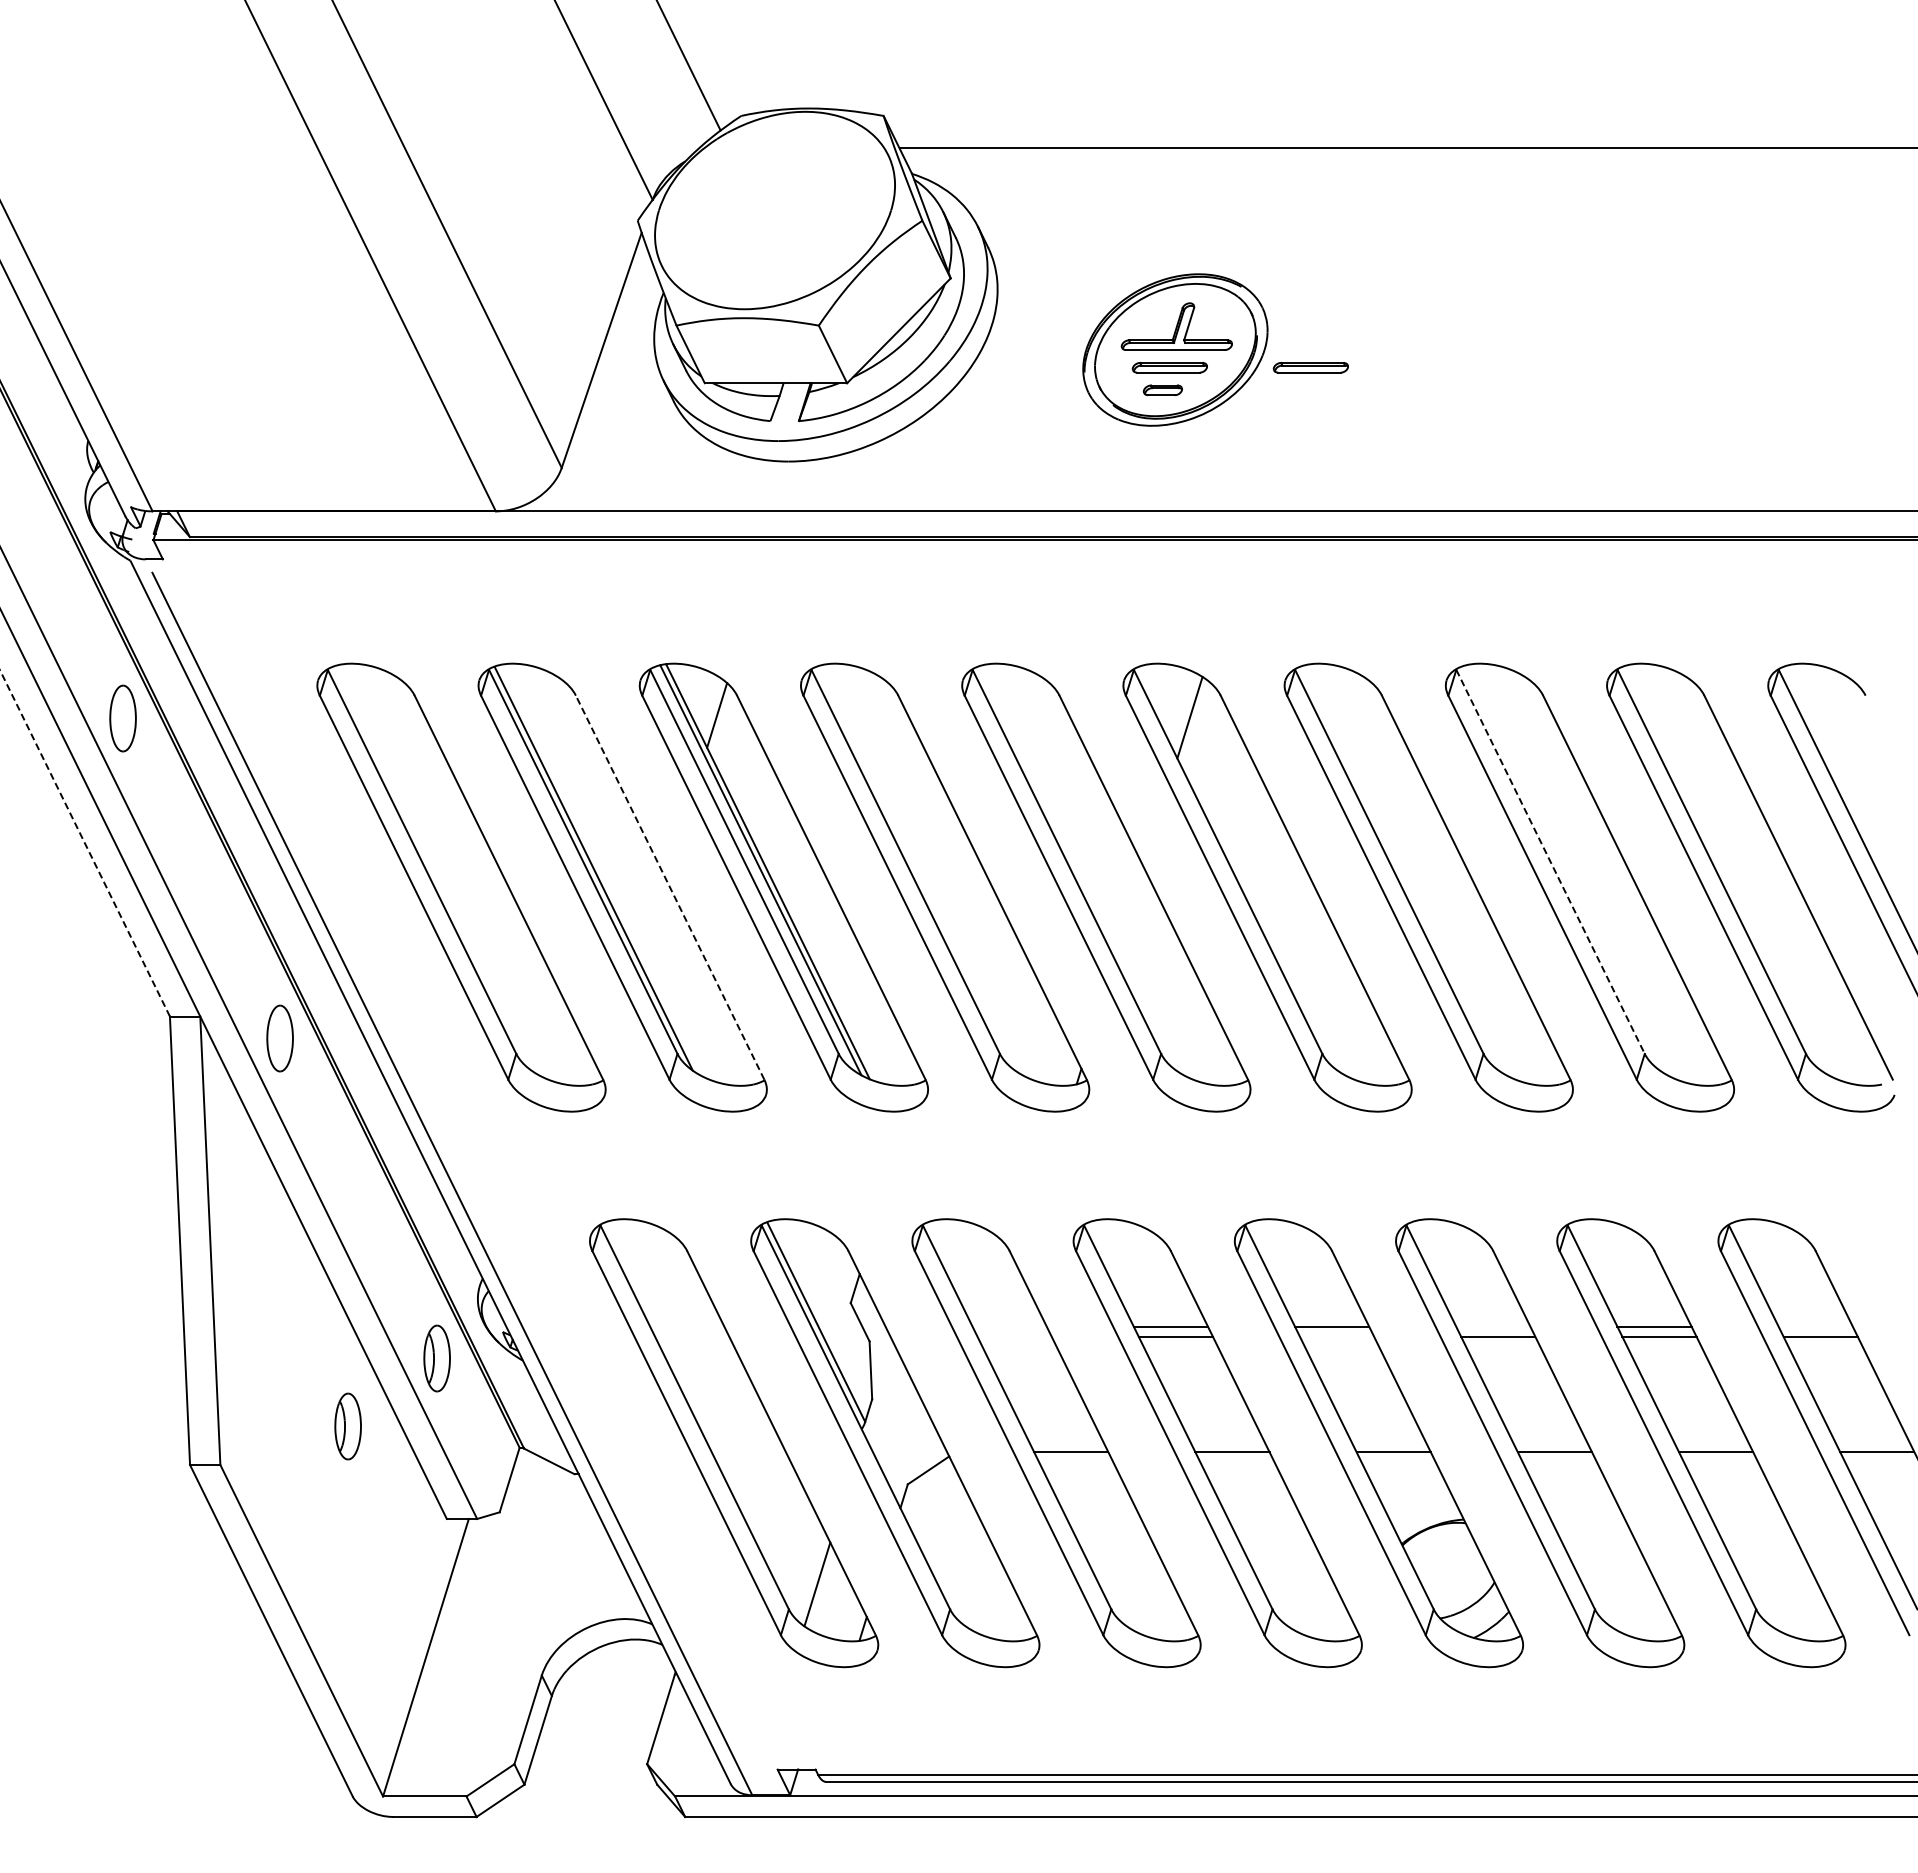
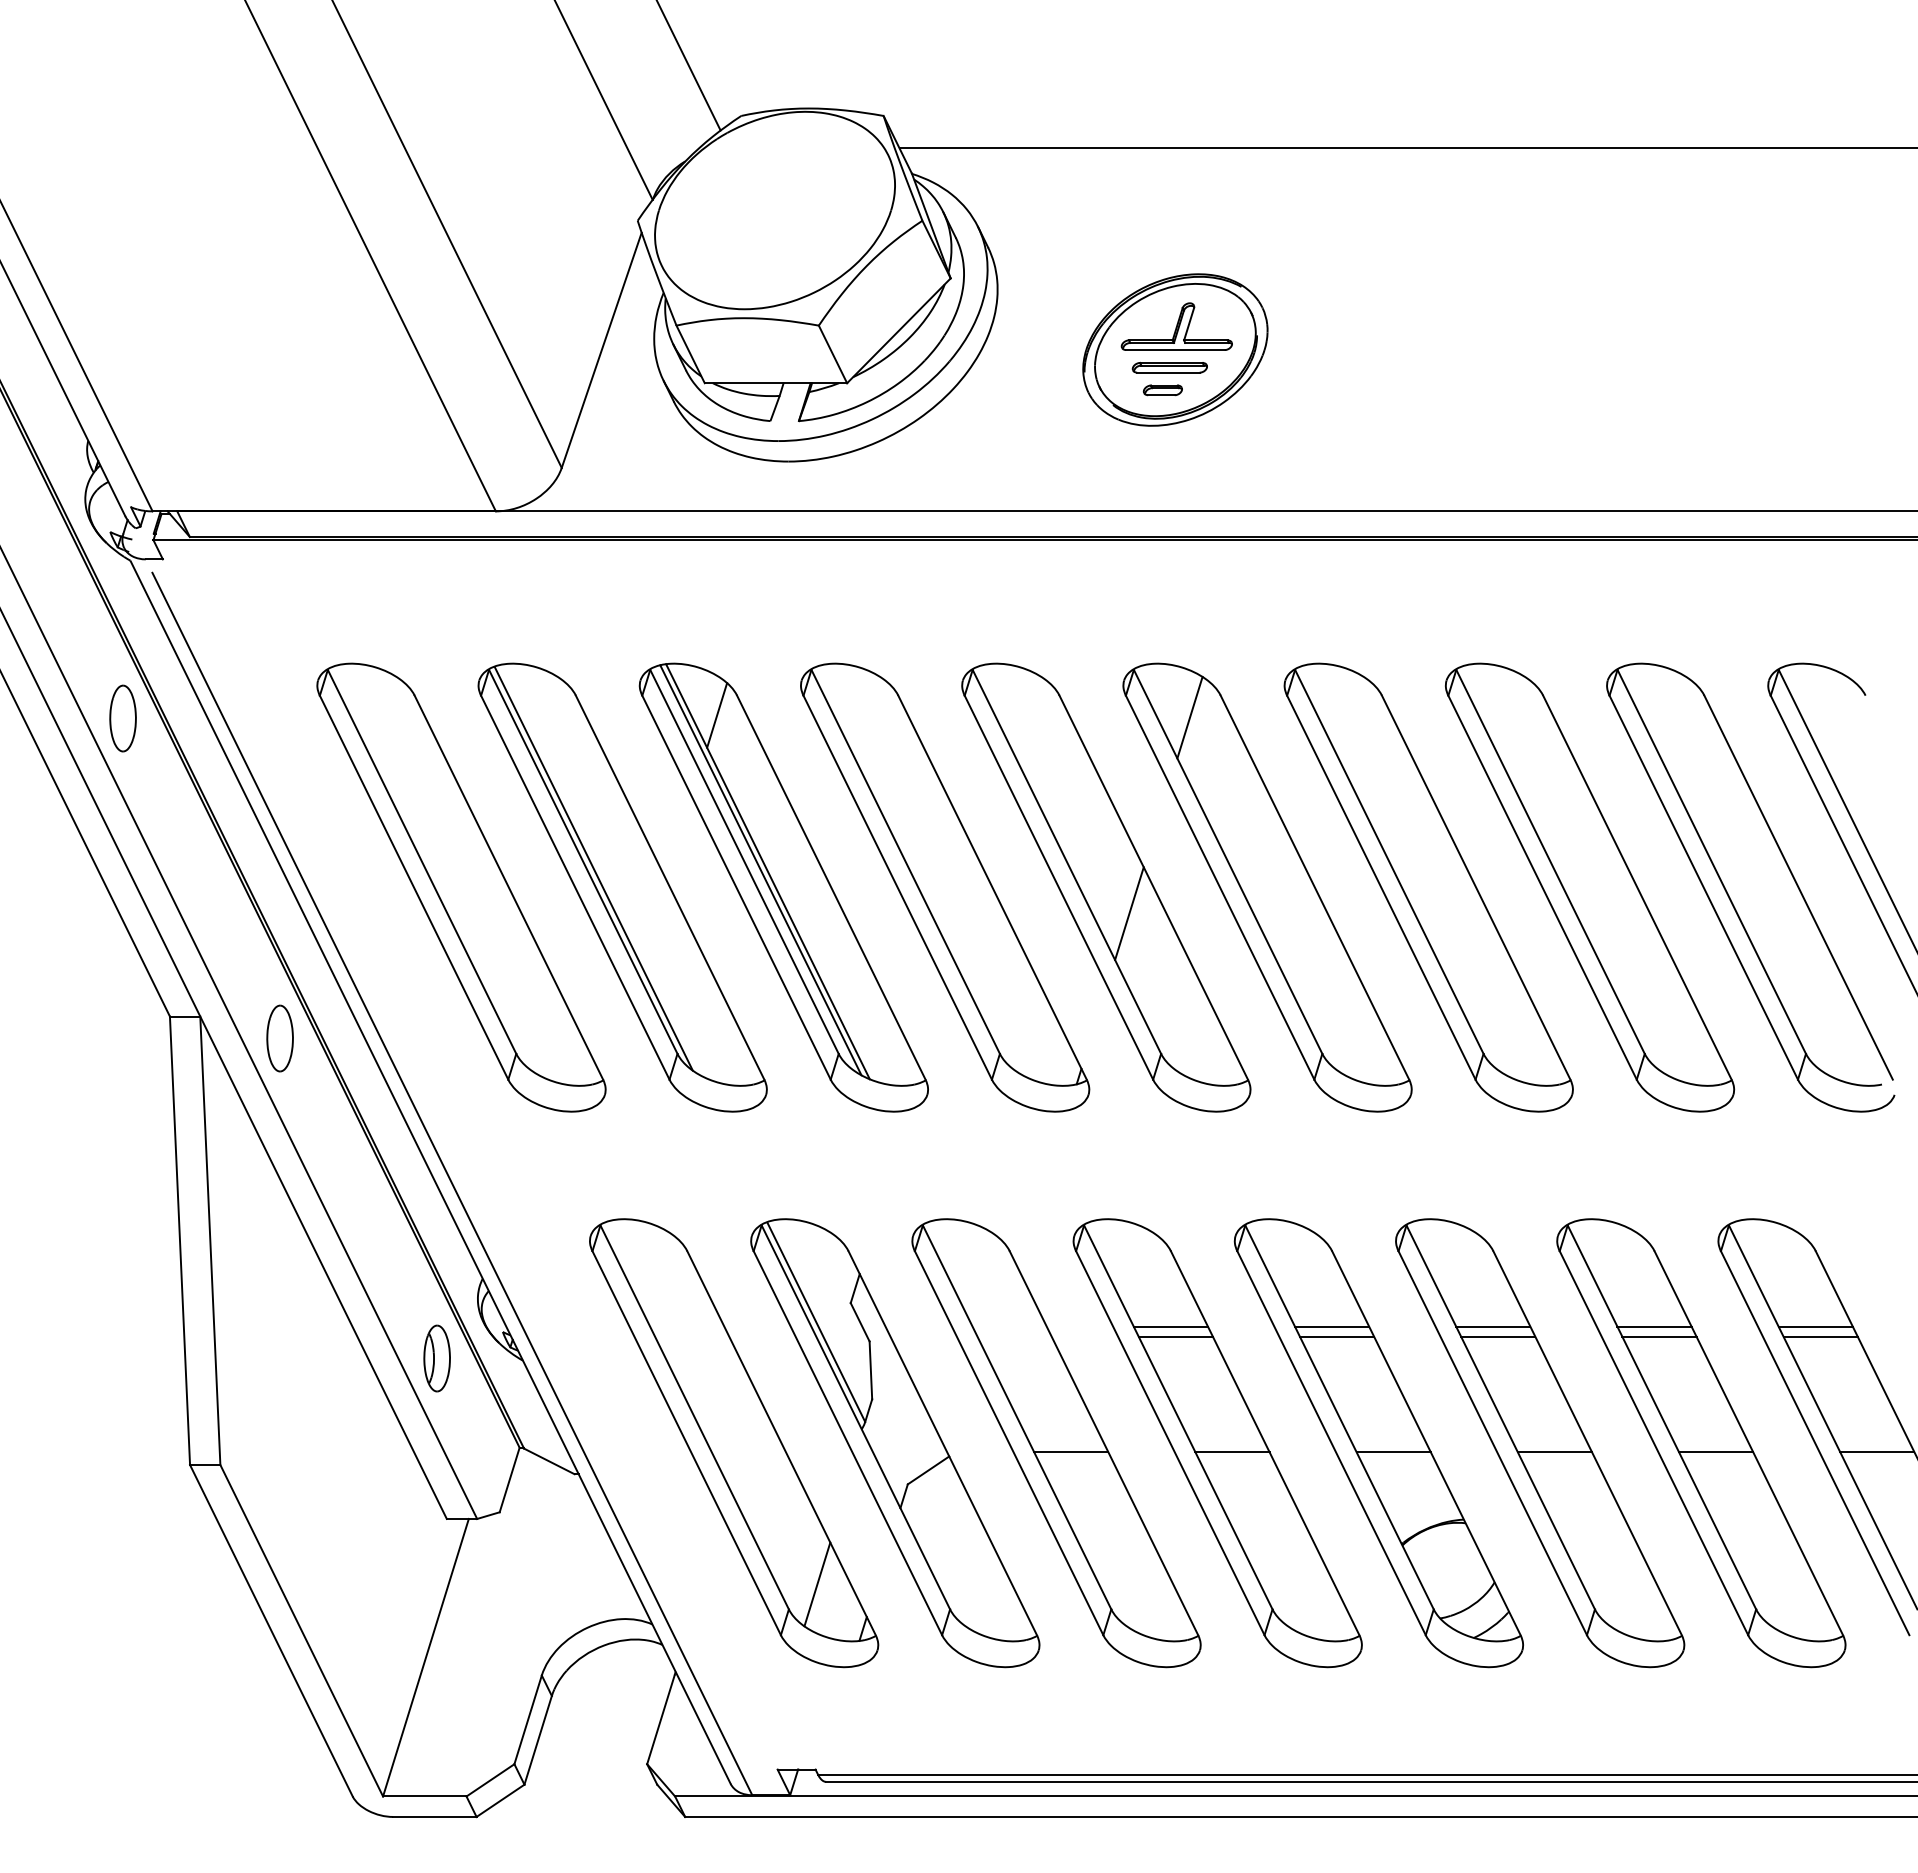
part: present -> none (1310, 367)
line: dashed -> solid (84, 843)
line: dashed -> solid (1550, 861)
line: dashed -> solid (670, 887)
line: none -> present (1129, 913)
line: none -> present (1493, 1326)
line: none -> present (1815, 1326)
line: none -> present (1336, 1336)
part: present -> none (347, 1426)
